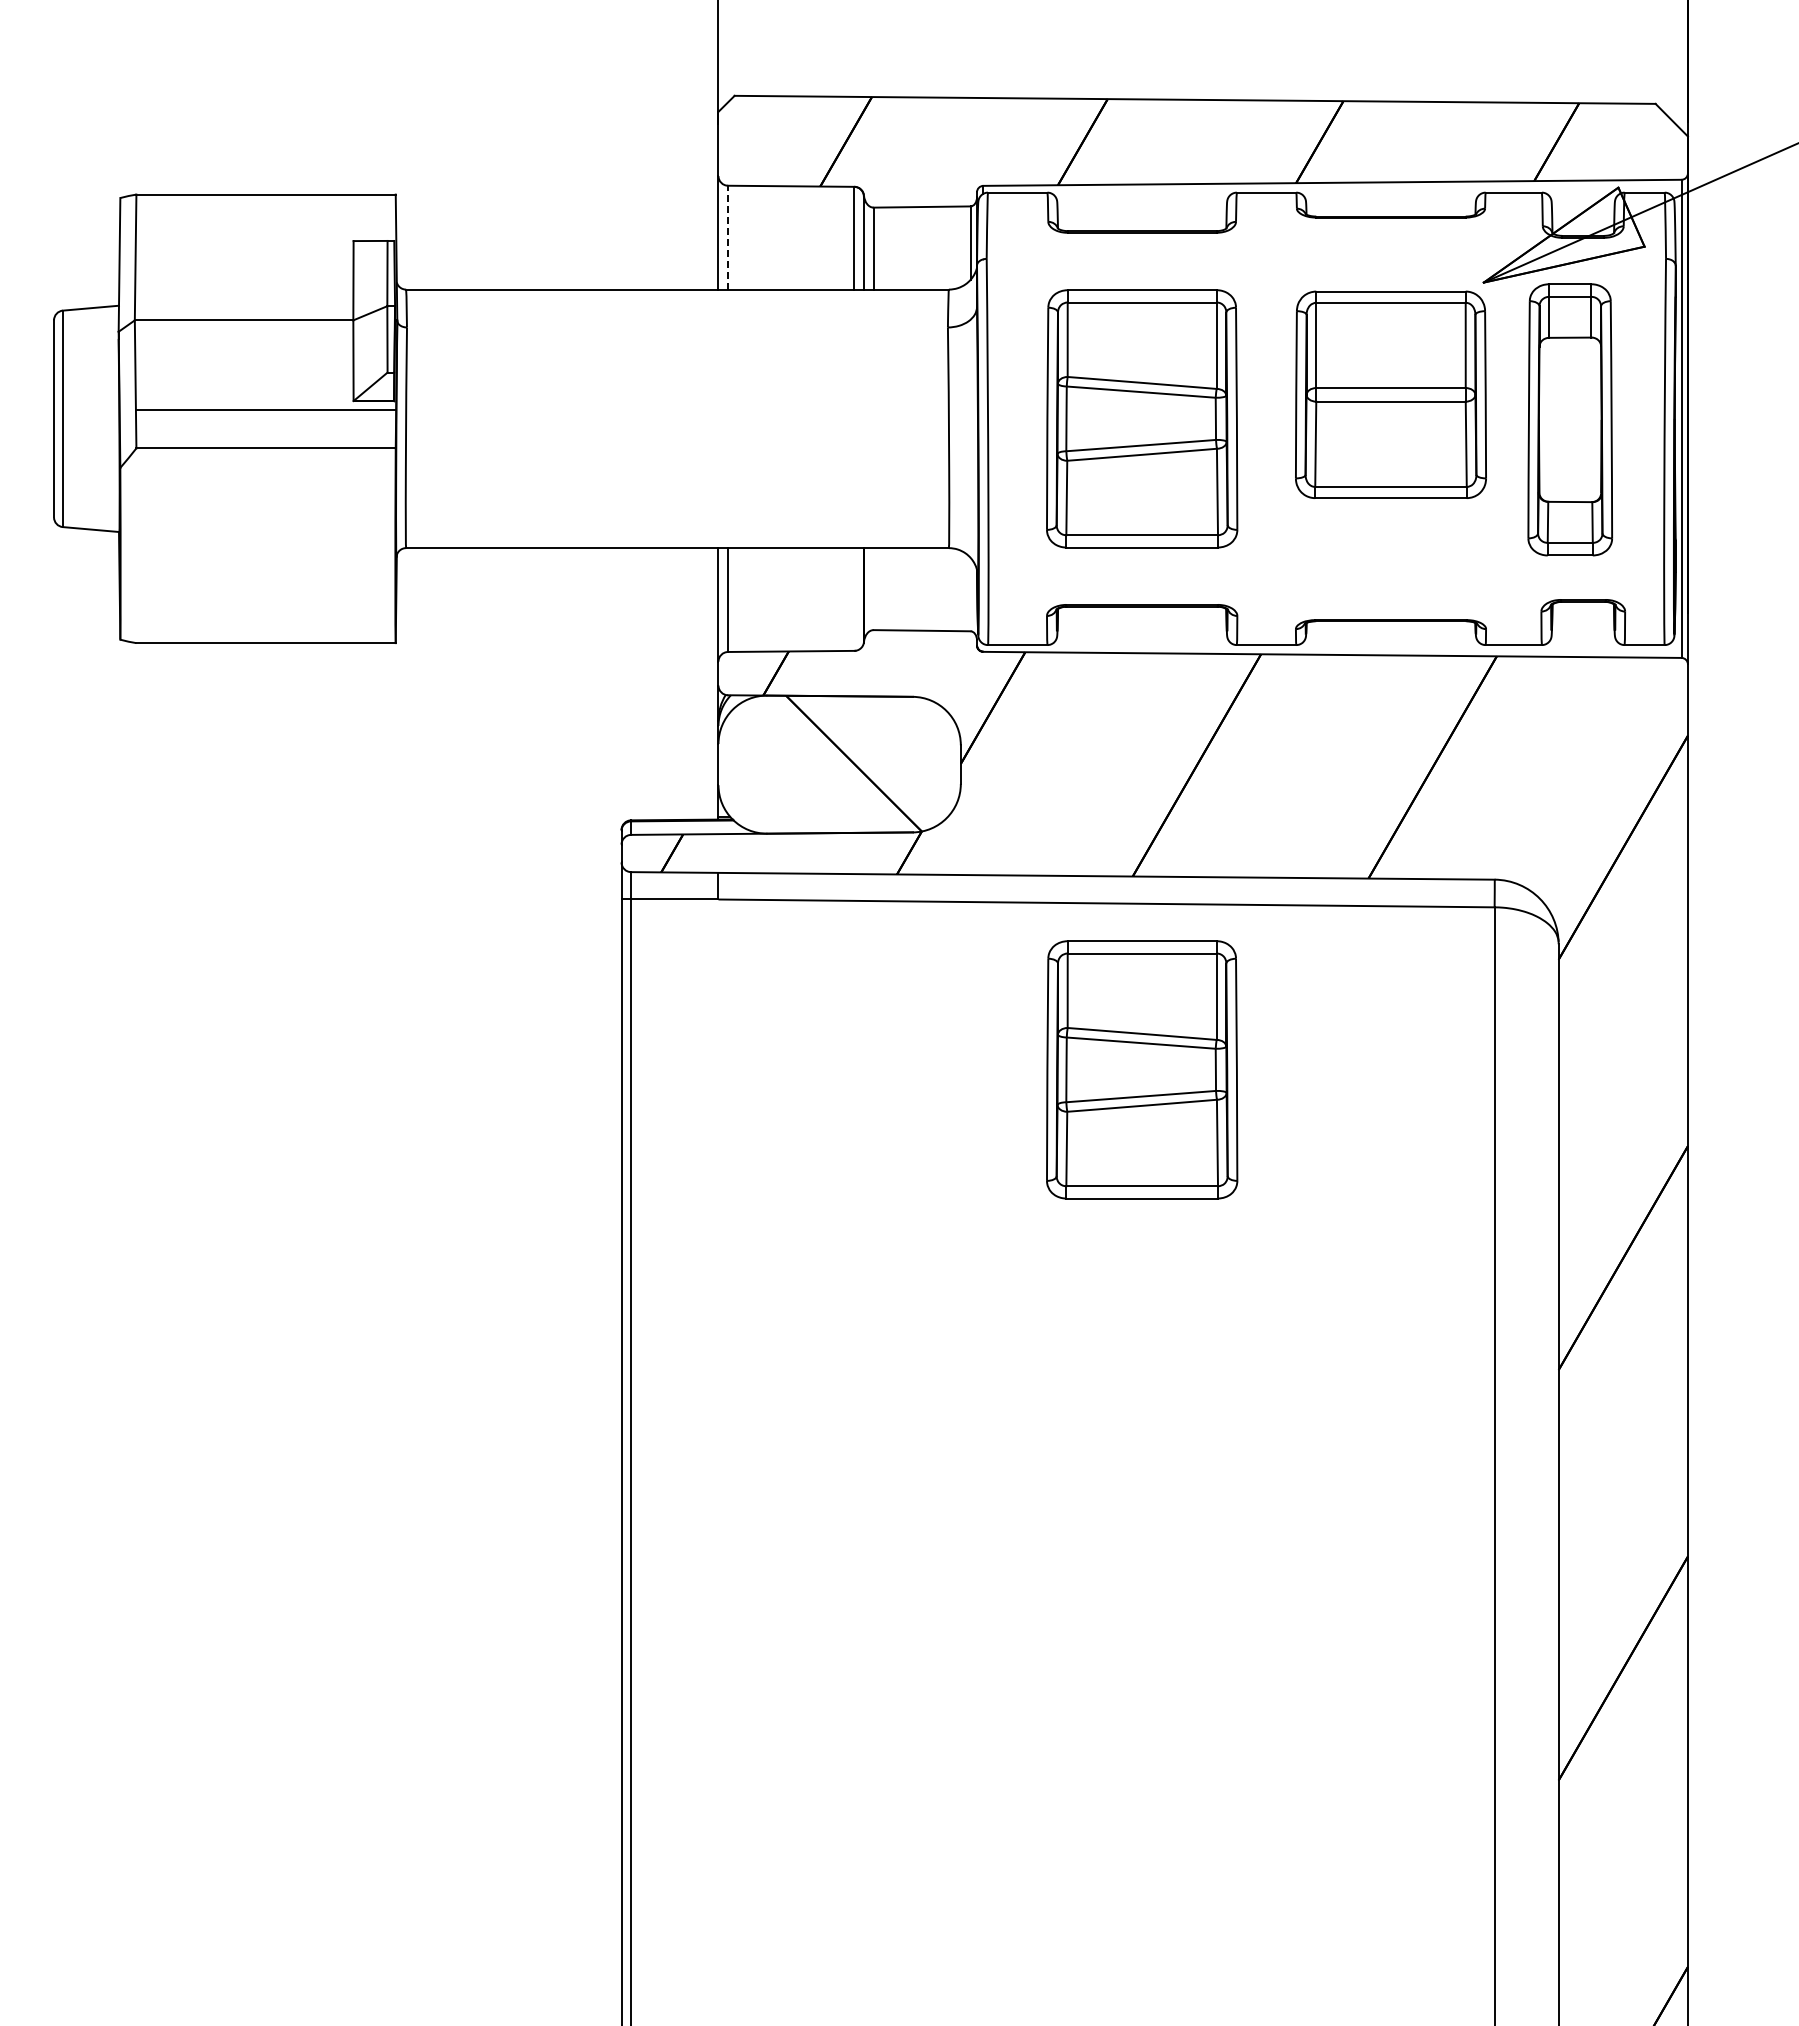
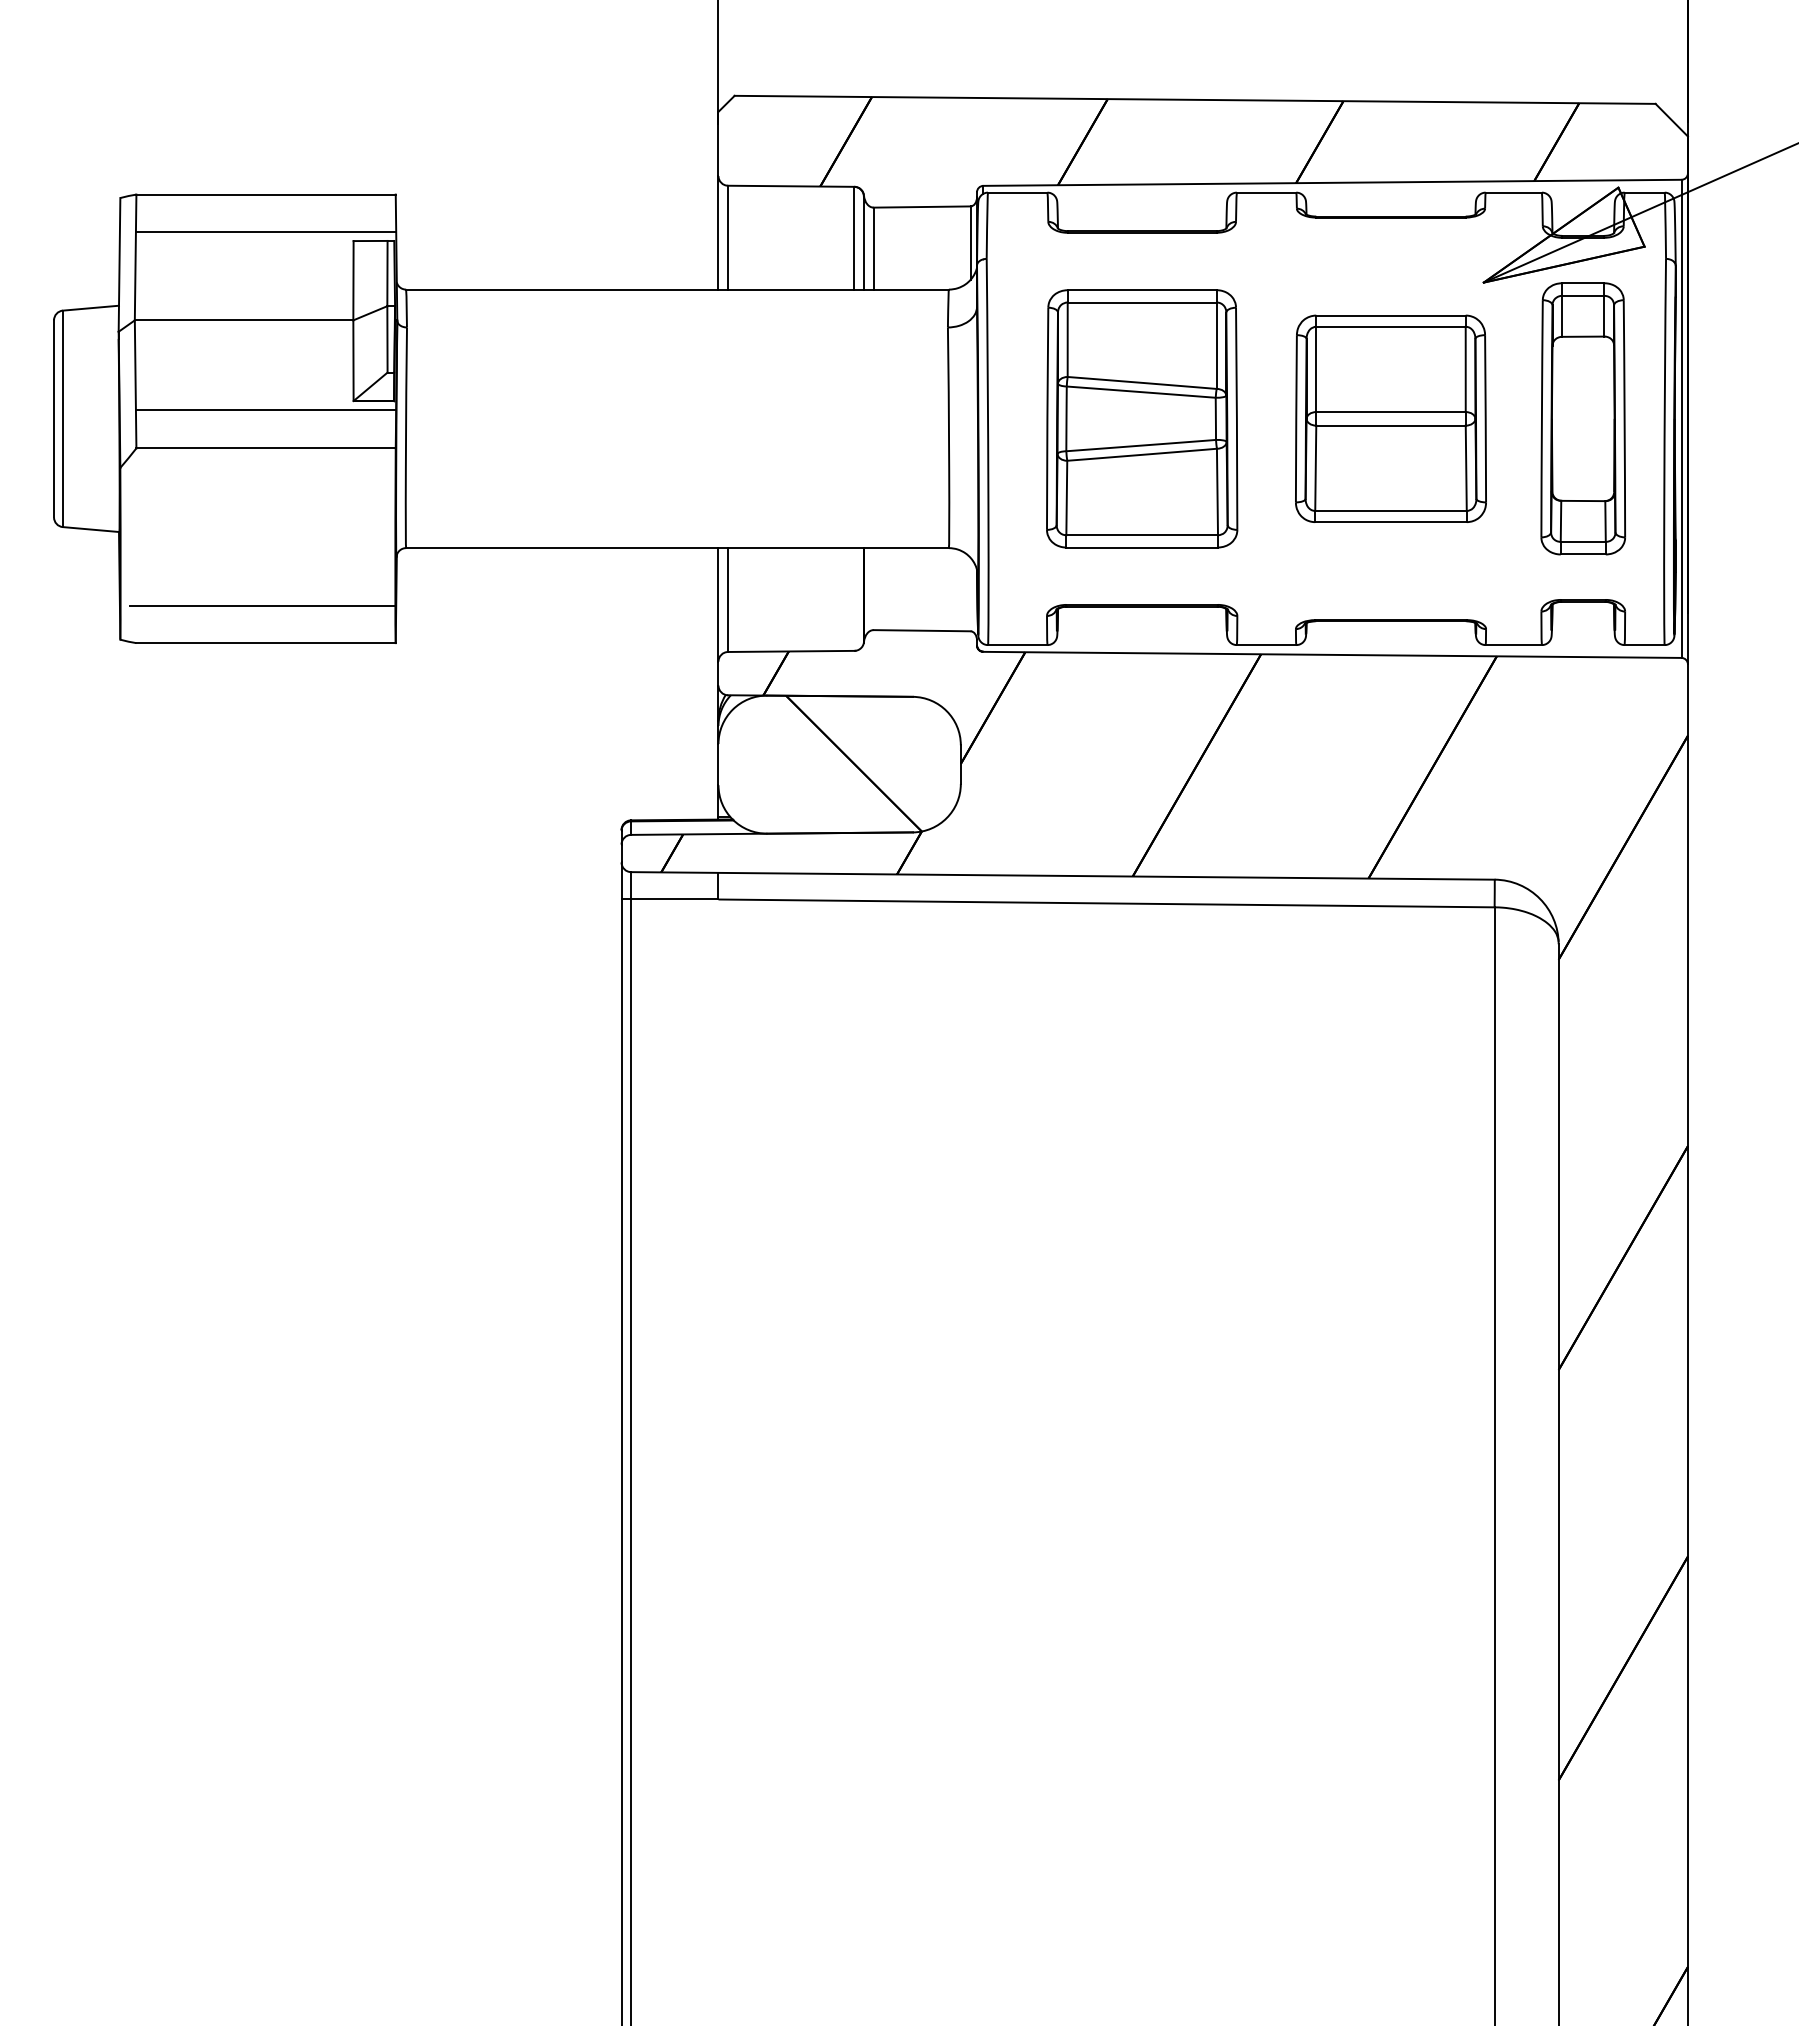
line: none -> present (265, 231)
line: dashed -> solid (728, 237)
part position: (1390, 394) -> (1390, 418) (1390, 418)
part position: (1569, 419) -> (1582, 418) (1582, 418)
line: none -> present (262, 606)
part: present -> none (1142, 1069)
